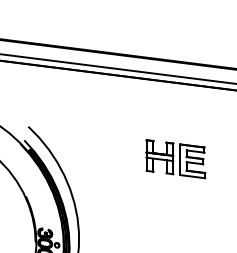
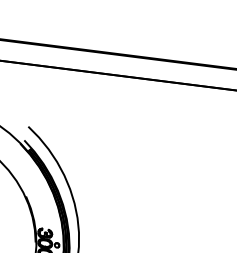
line: present -> none (117, 68)
part: present -> none (175, 159)
